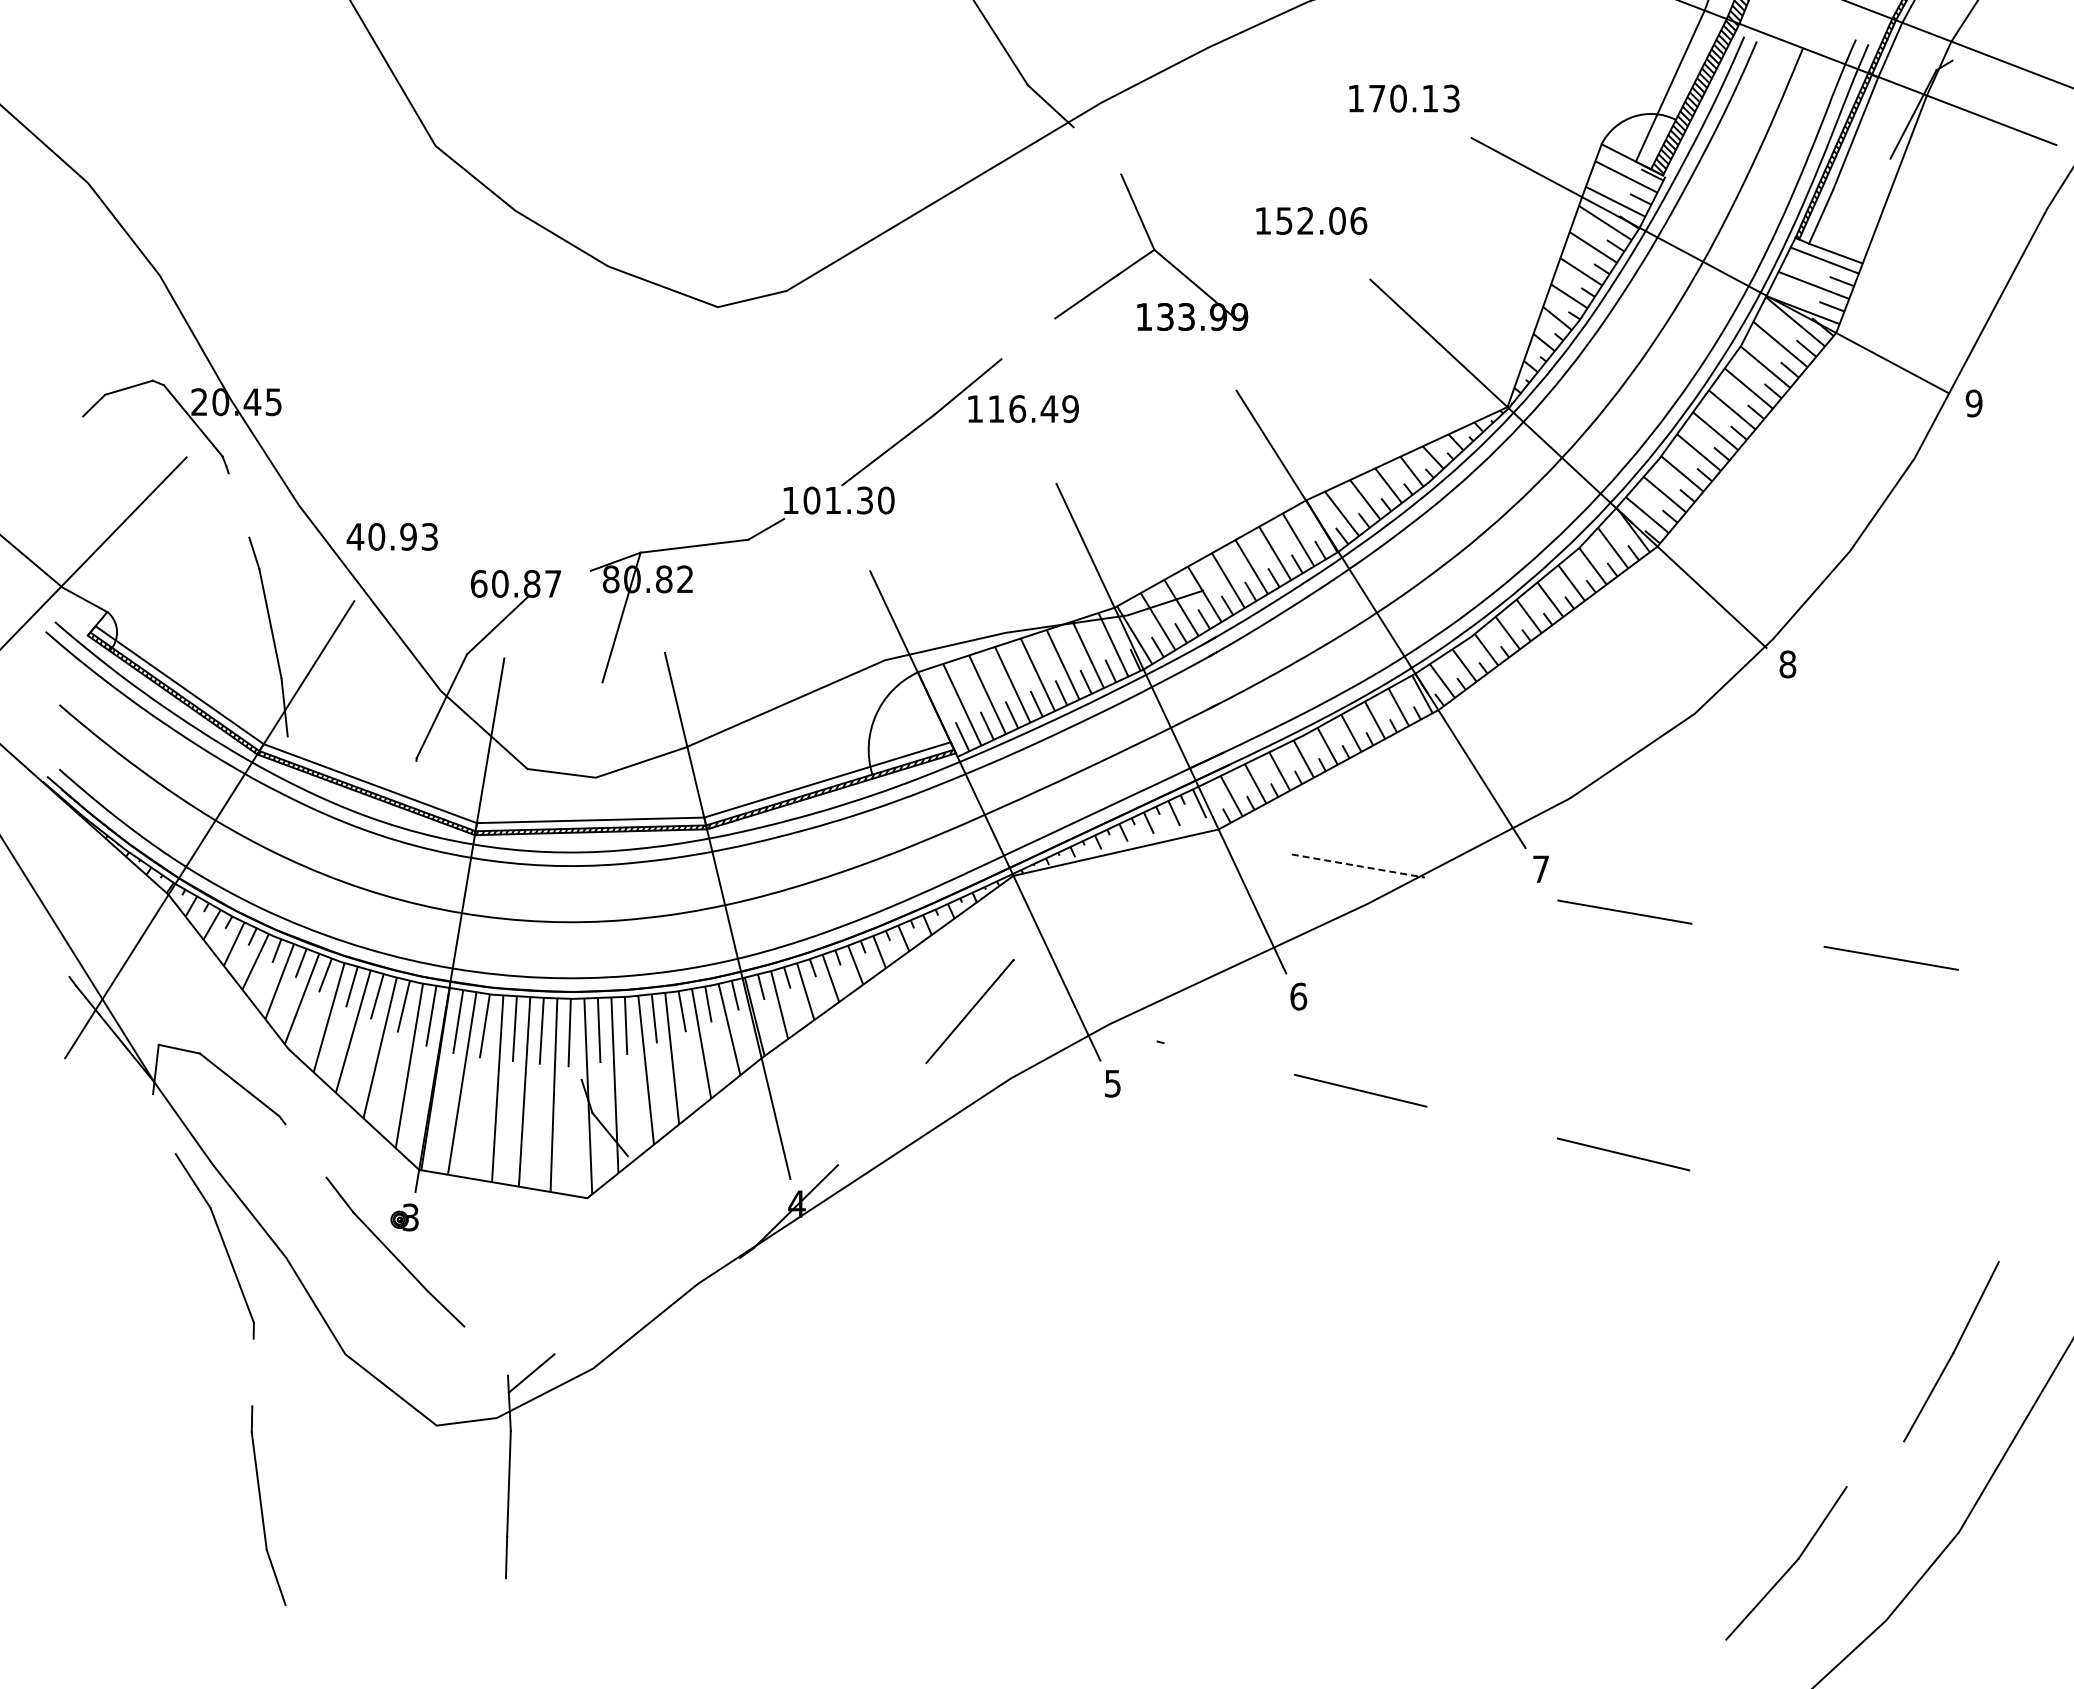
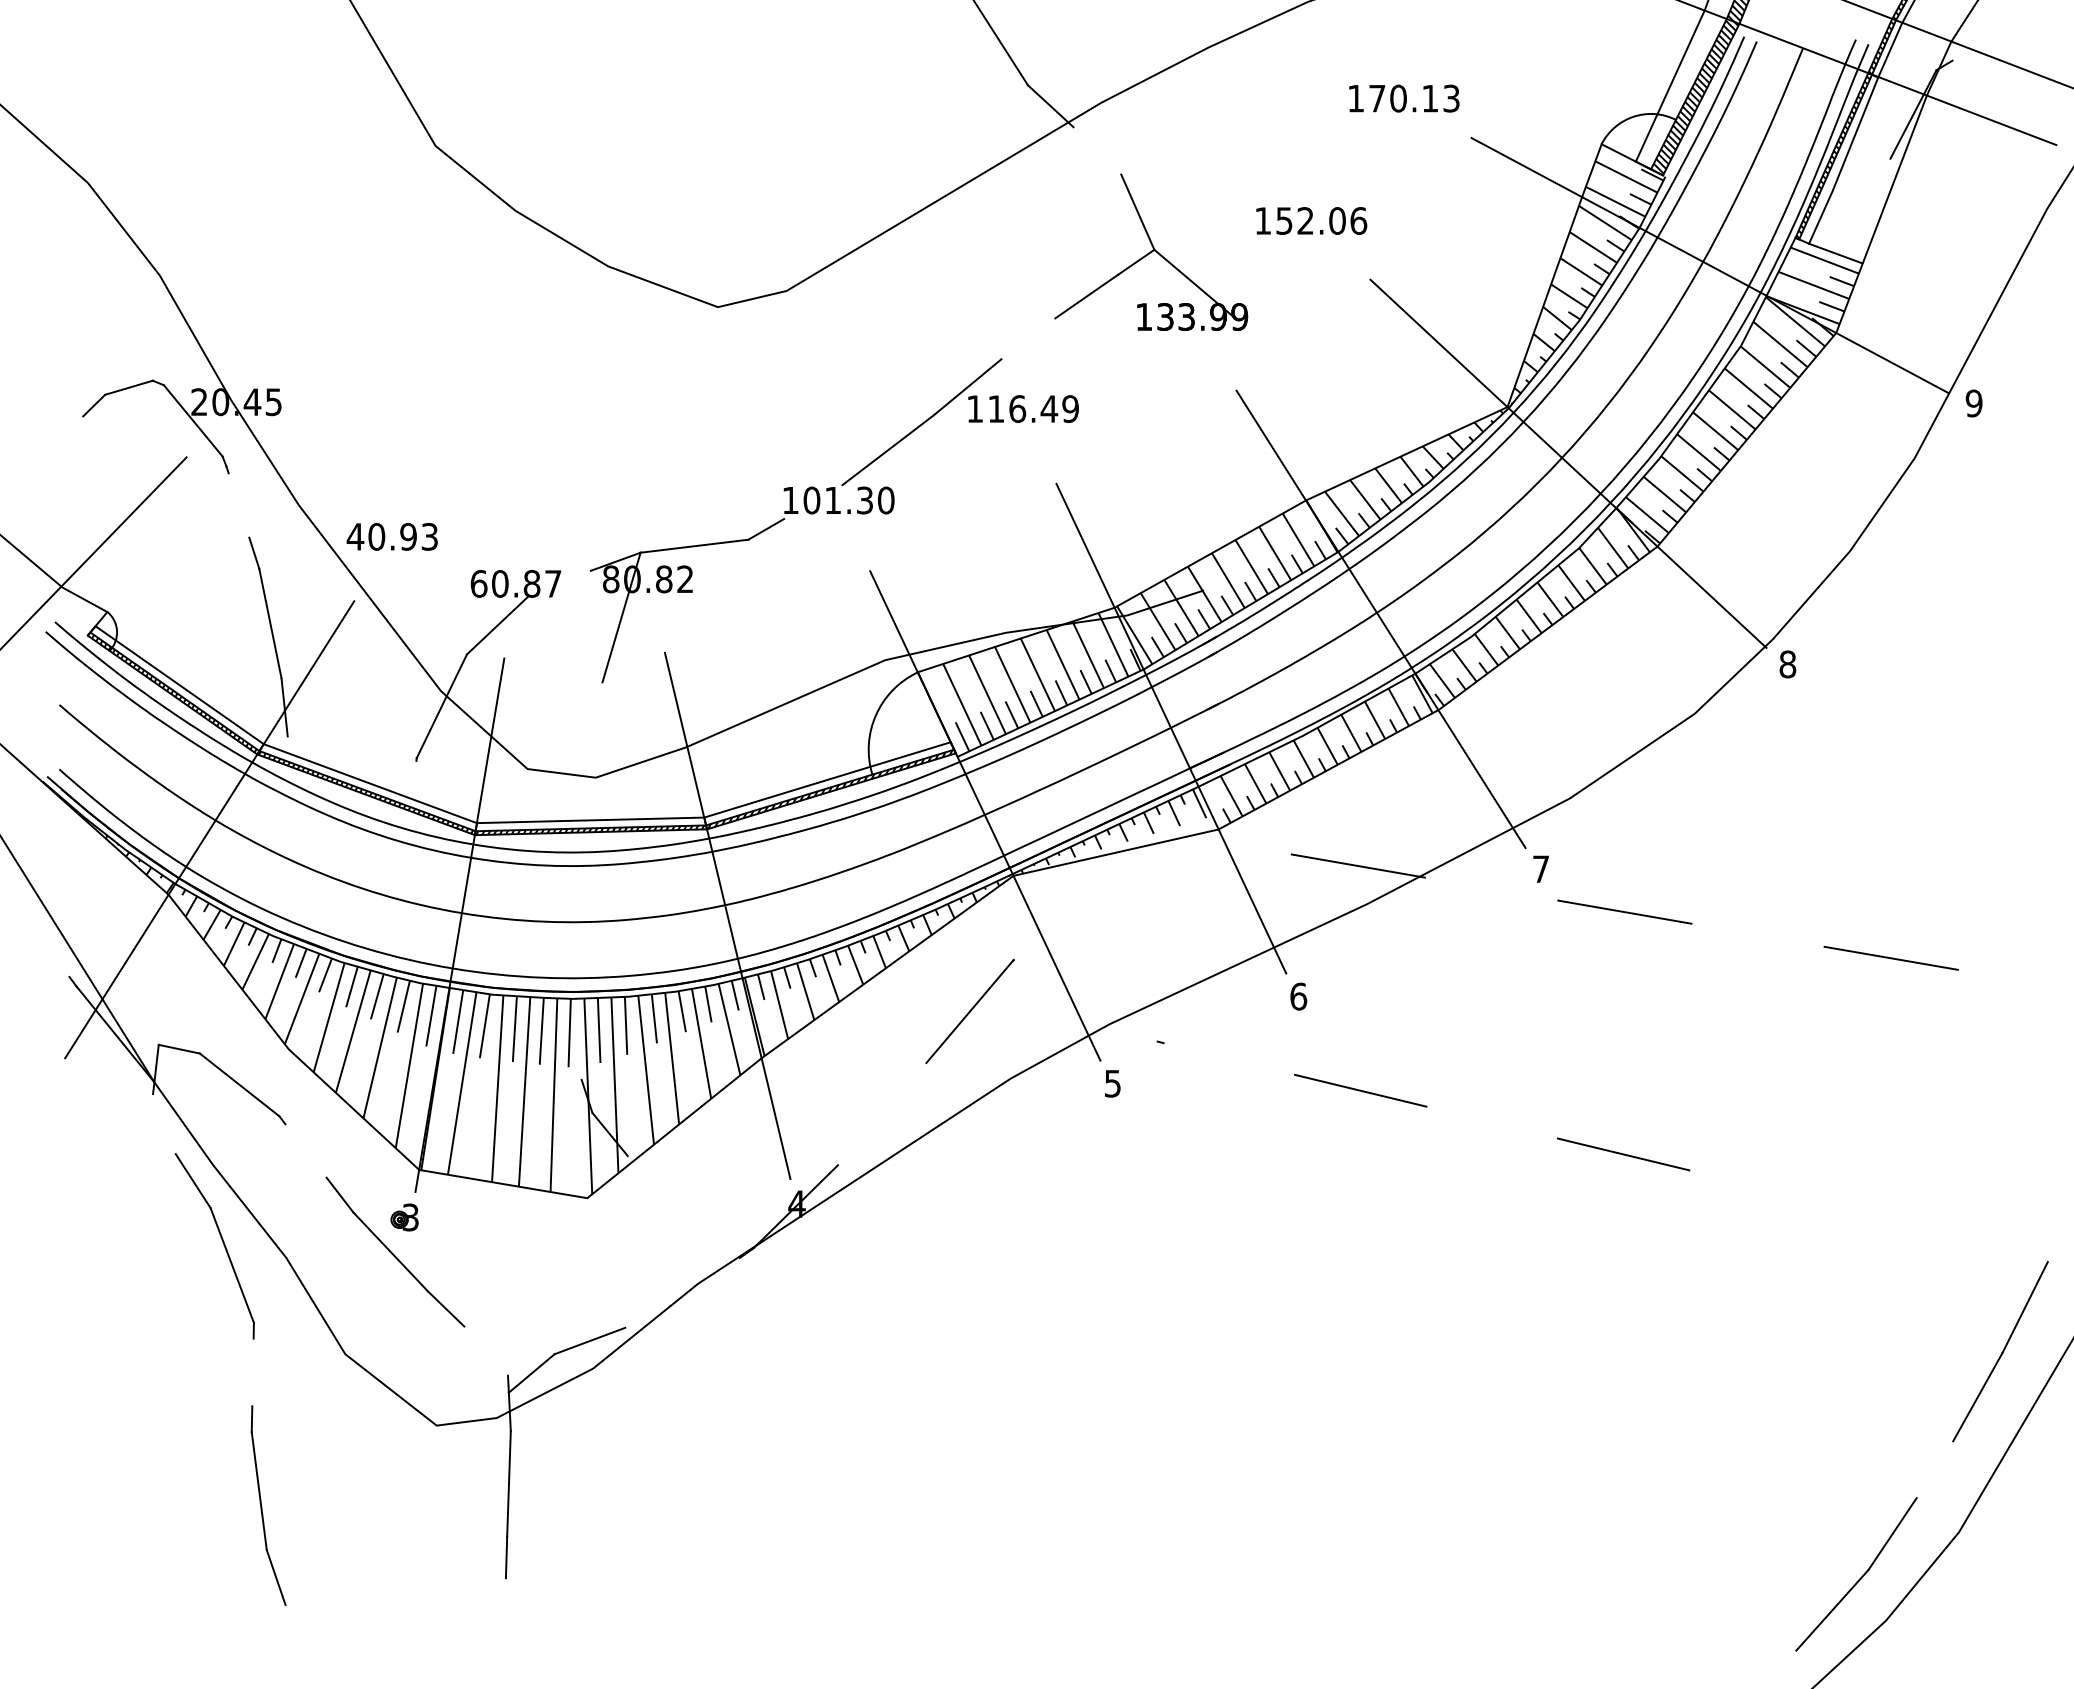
line: dashed -> solid (1358, 866)
line: none -> present (589, 1340)
part position: (1951, 1351) -> (2000, 1351) (2000, 1351)
part position: (1786, 1563) -> (1856, 1574) (1856, 1574)
